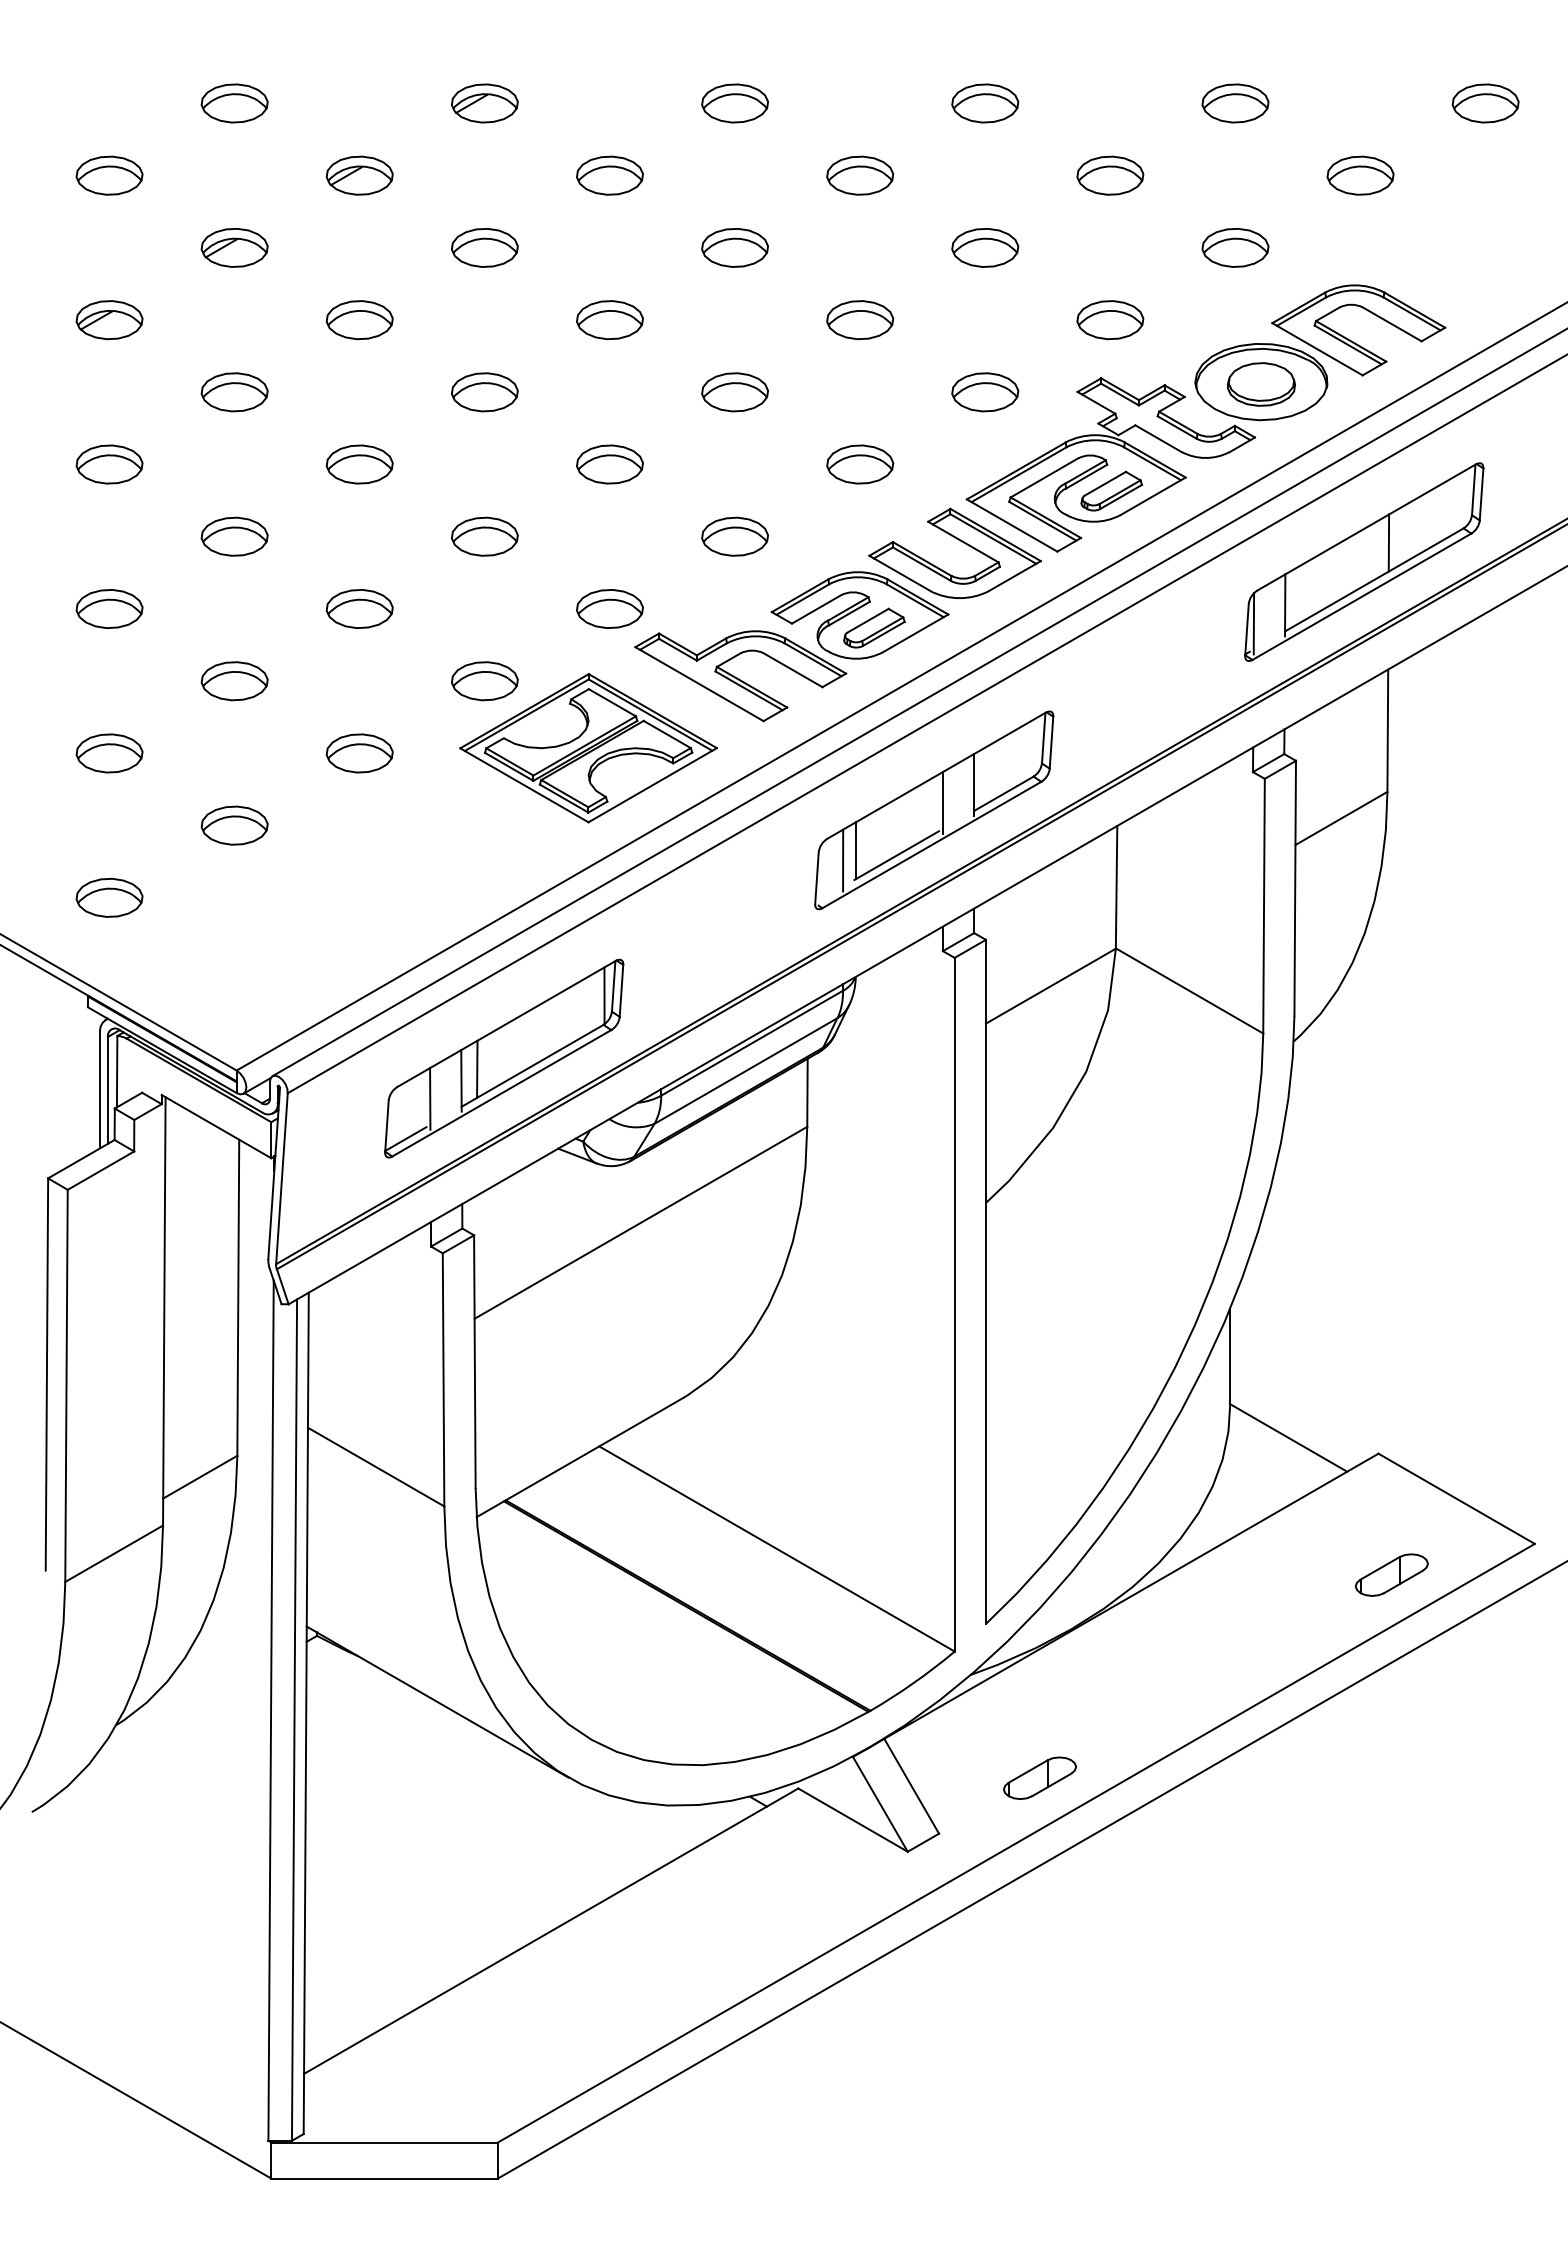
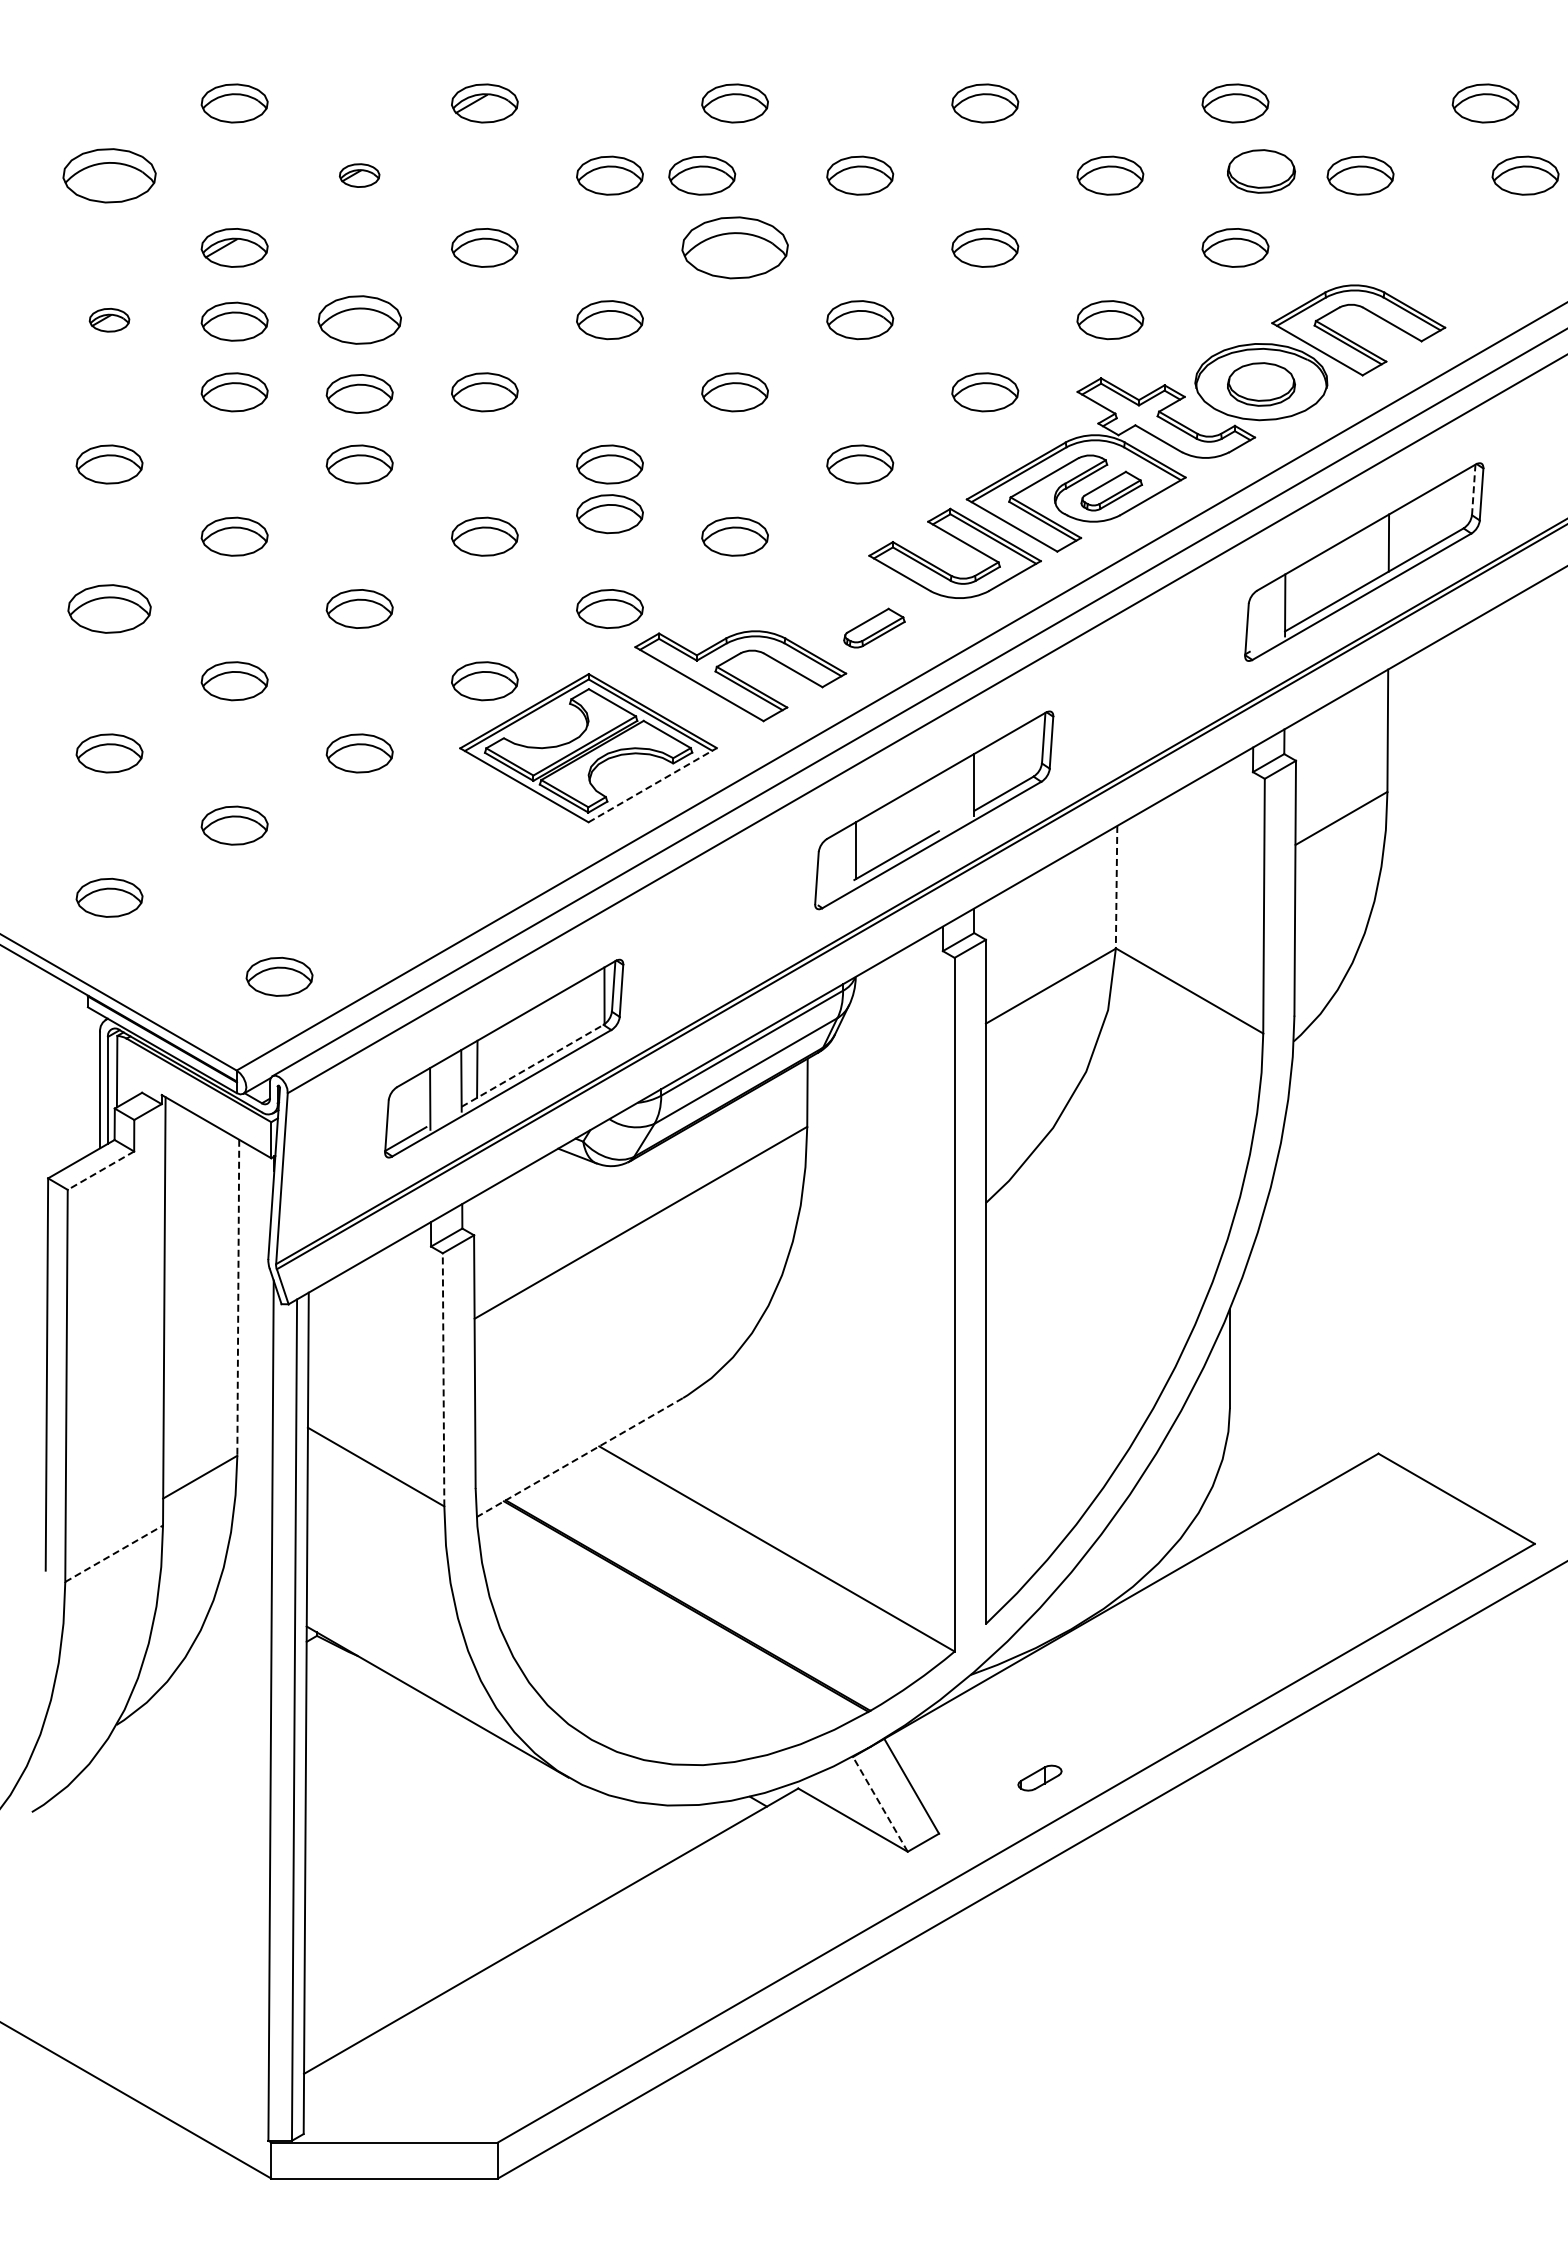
part: none -> present (1261, 171)
part size: 69x41 px -> 95x56 px (109, 175)
part size: 69x41 px -> 42x25 px (359, 175)
part: none -> present (702, 175)
part: none -> present (1525, 175)
part size: 68x40 px -> 108x64 px (734, 247)
part size: 69x41 px -> 43x25 px (109, 320)
part size: 69x41 px -> 85x50 px (359, 319)
part: none -> present (234, 321)
part: none -> present (359, 393)
line: solid -> dashed (1473, 489)
part: none -> present (609, 514)
part size: 69x40 px -> 85x50 px (109, 608)
part: present -> none (859, 615)
line: present -> none (1253, 623)
line: solid -> dashed (653, 784)
line: present -> none (942, 802)
line: present -> none (843, 860)
line: solid -> dashed (1116, 887)
part: none -> present (279, 976)
line: solid -> dashed (532, 1065)
line: solid -> dashed (100, 1170)
line: solid -> dashed (238, 1298)
line: solid -> dashed (443, 1379)
line: present -> none (1288, 1437)
line: solid -> dashed (580, 1457)
line: solid -> dashed (114, 1553)
part: present -> none (1391, 1574)
part size: 74x44 px -> 46x28 px (1039, 1777)
line: solid -> dashed (880, 1804)
